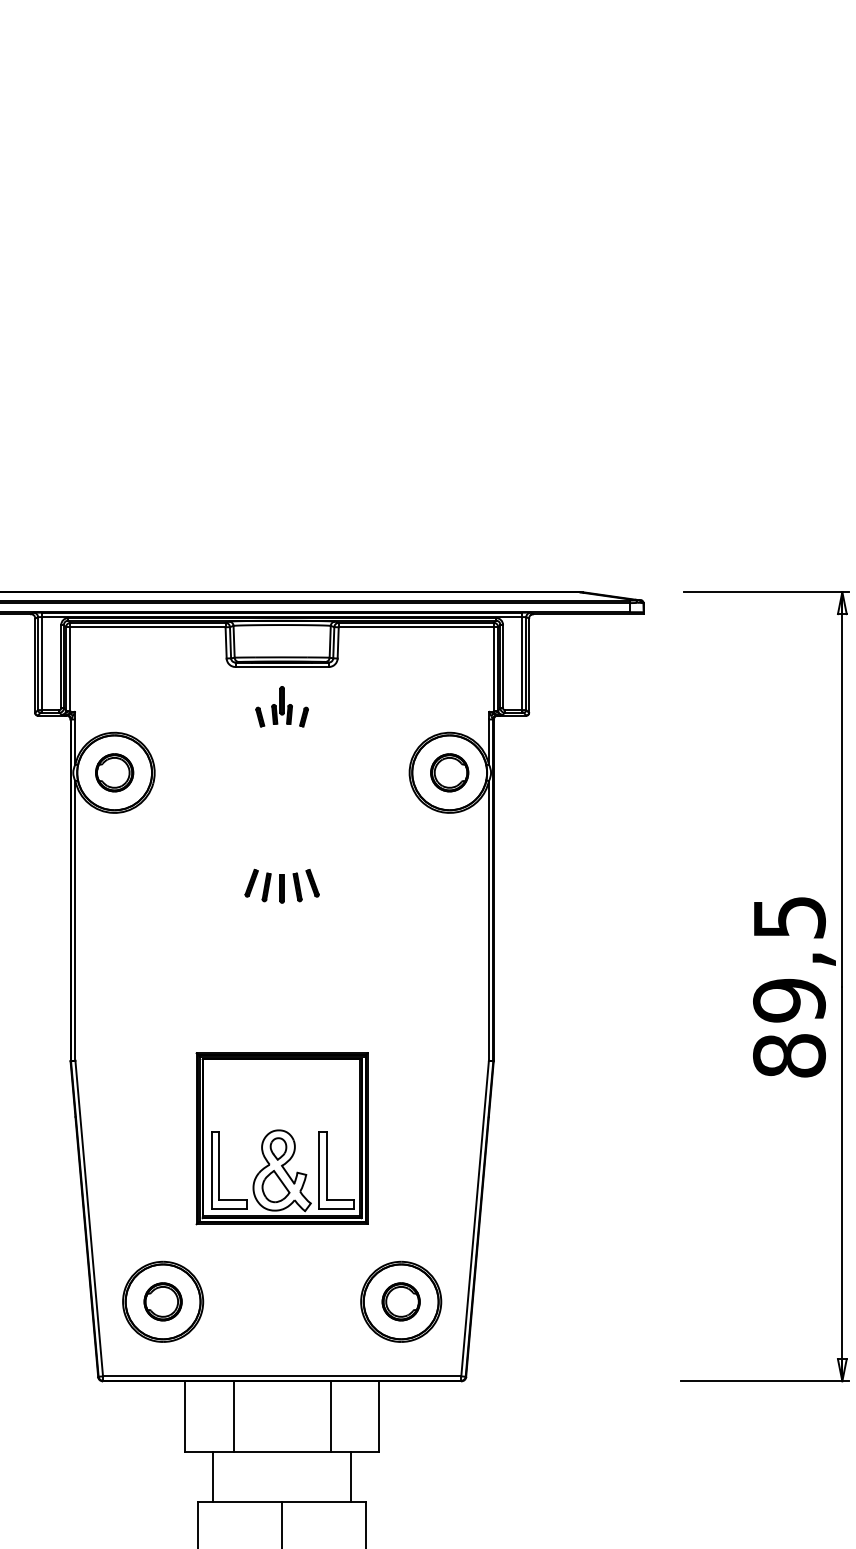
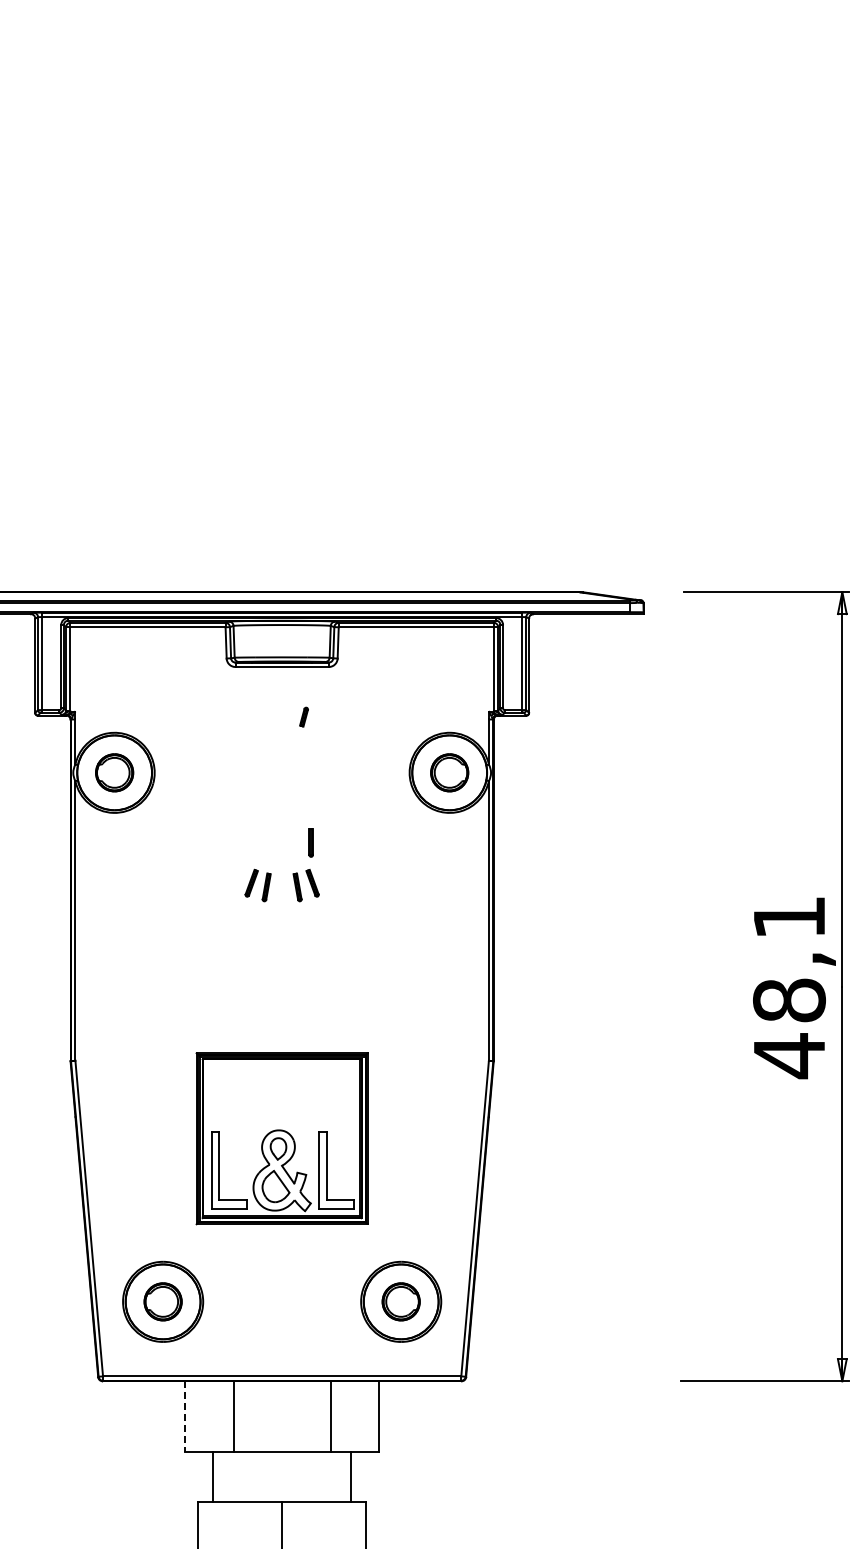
part: present -> none (273, 706)
part position: (281, 888) -> (310, 842) (310, 842)
text: 89,5 -> 48,1 (789, 988)
line: solid -> dashed (185, 1417)
